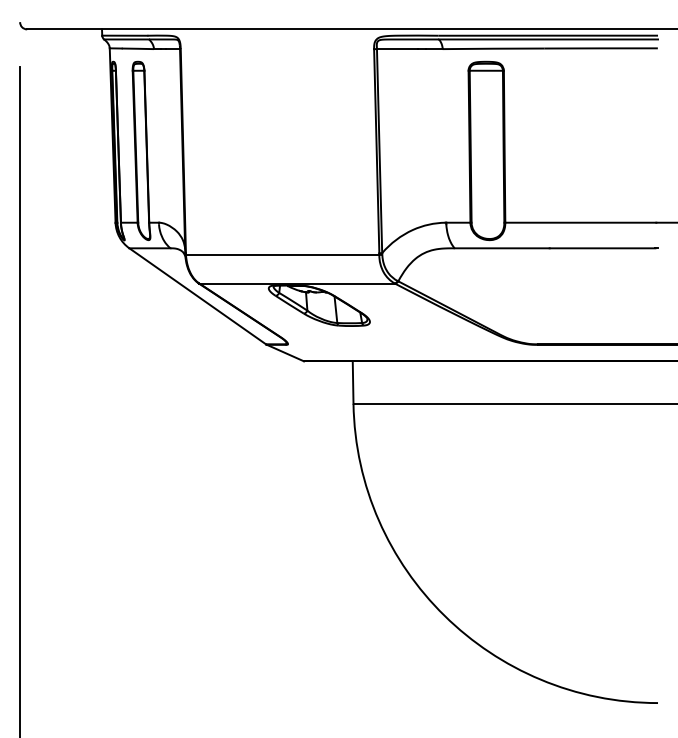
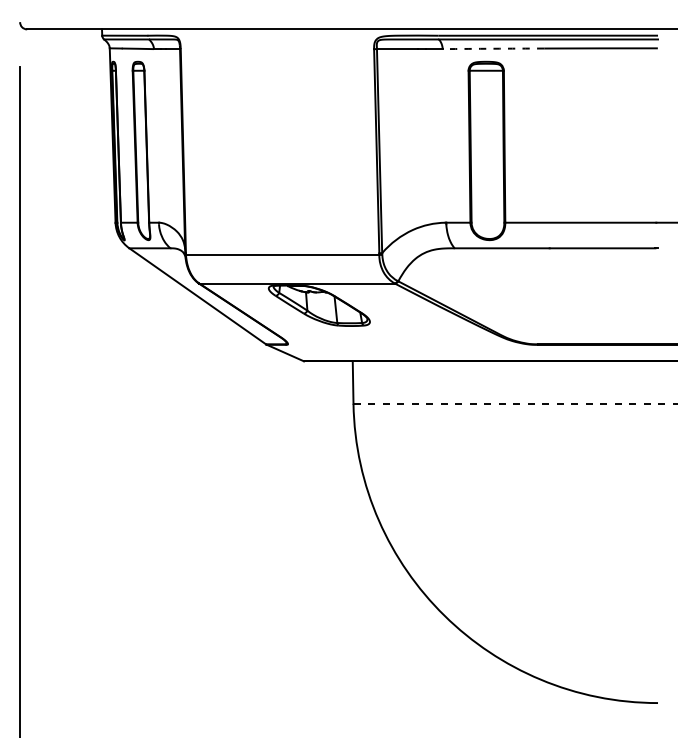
arc: solid -> dashed (493, 48)
line: solid -> dashed (516, 403)
